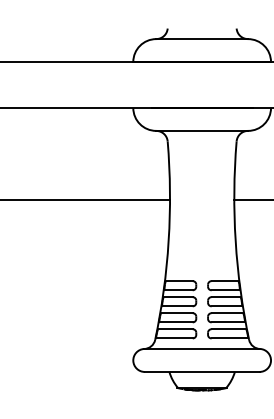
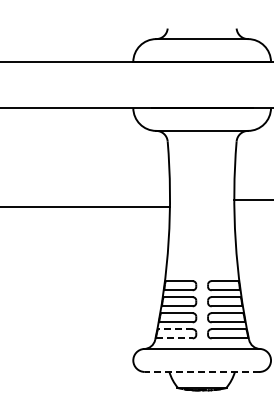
line position: (86, 199) -> (86, 206) (86, 206)
line: solid -> dashed (175, 329)
line: solid -> dashed (175, 338)
line: solid -> dashed (201, 371)
